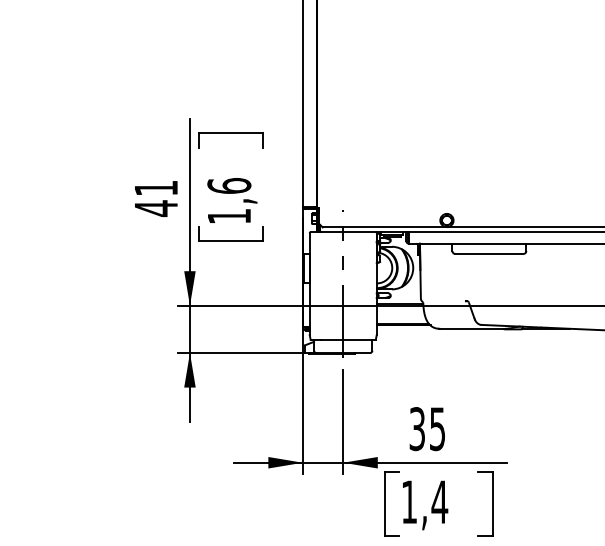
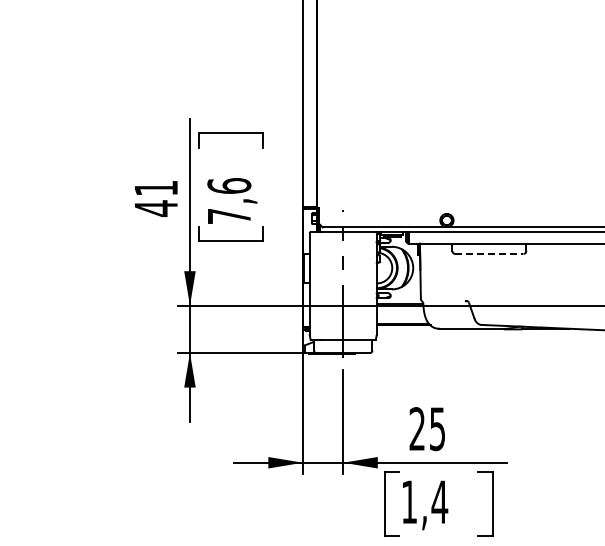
text: 1,6 -> 7,6 (229, 216)
line: solid -> dashed (489, 253)
text: 35 -> 25 (416, 429)
